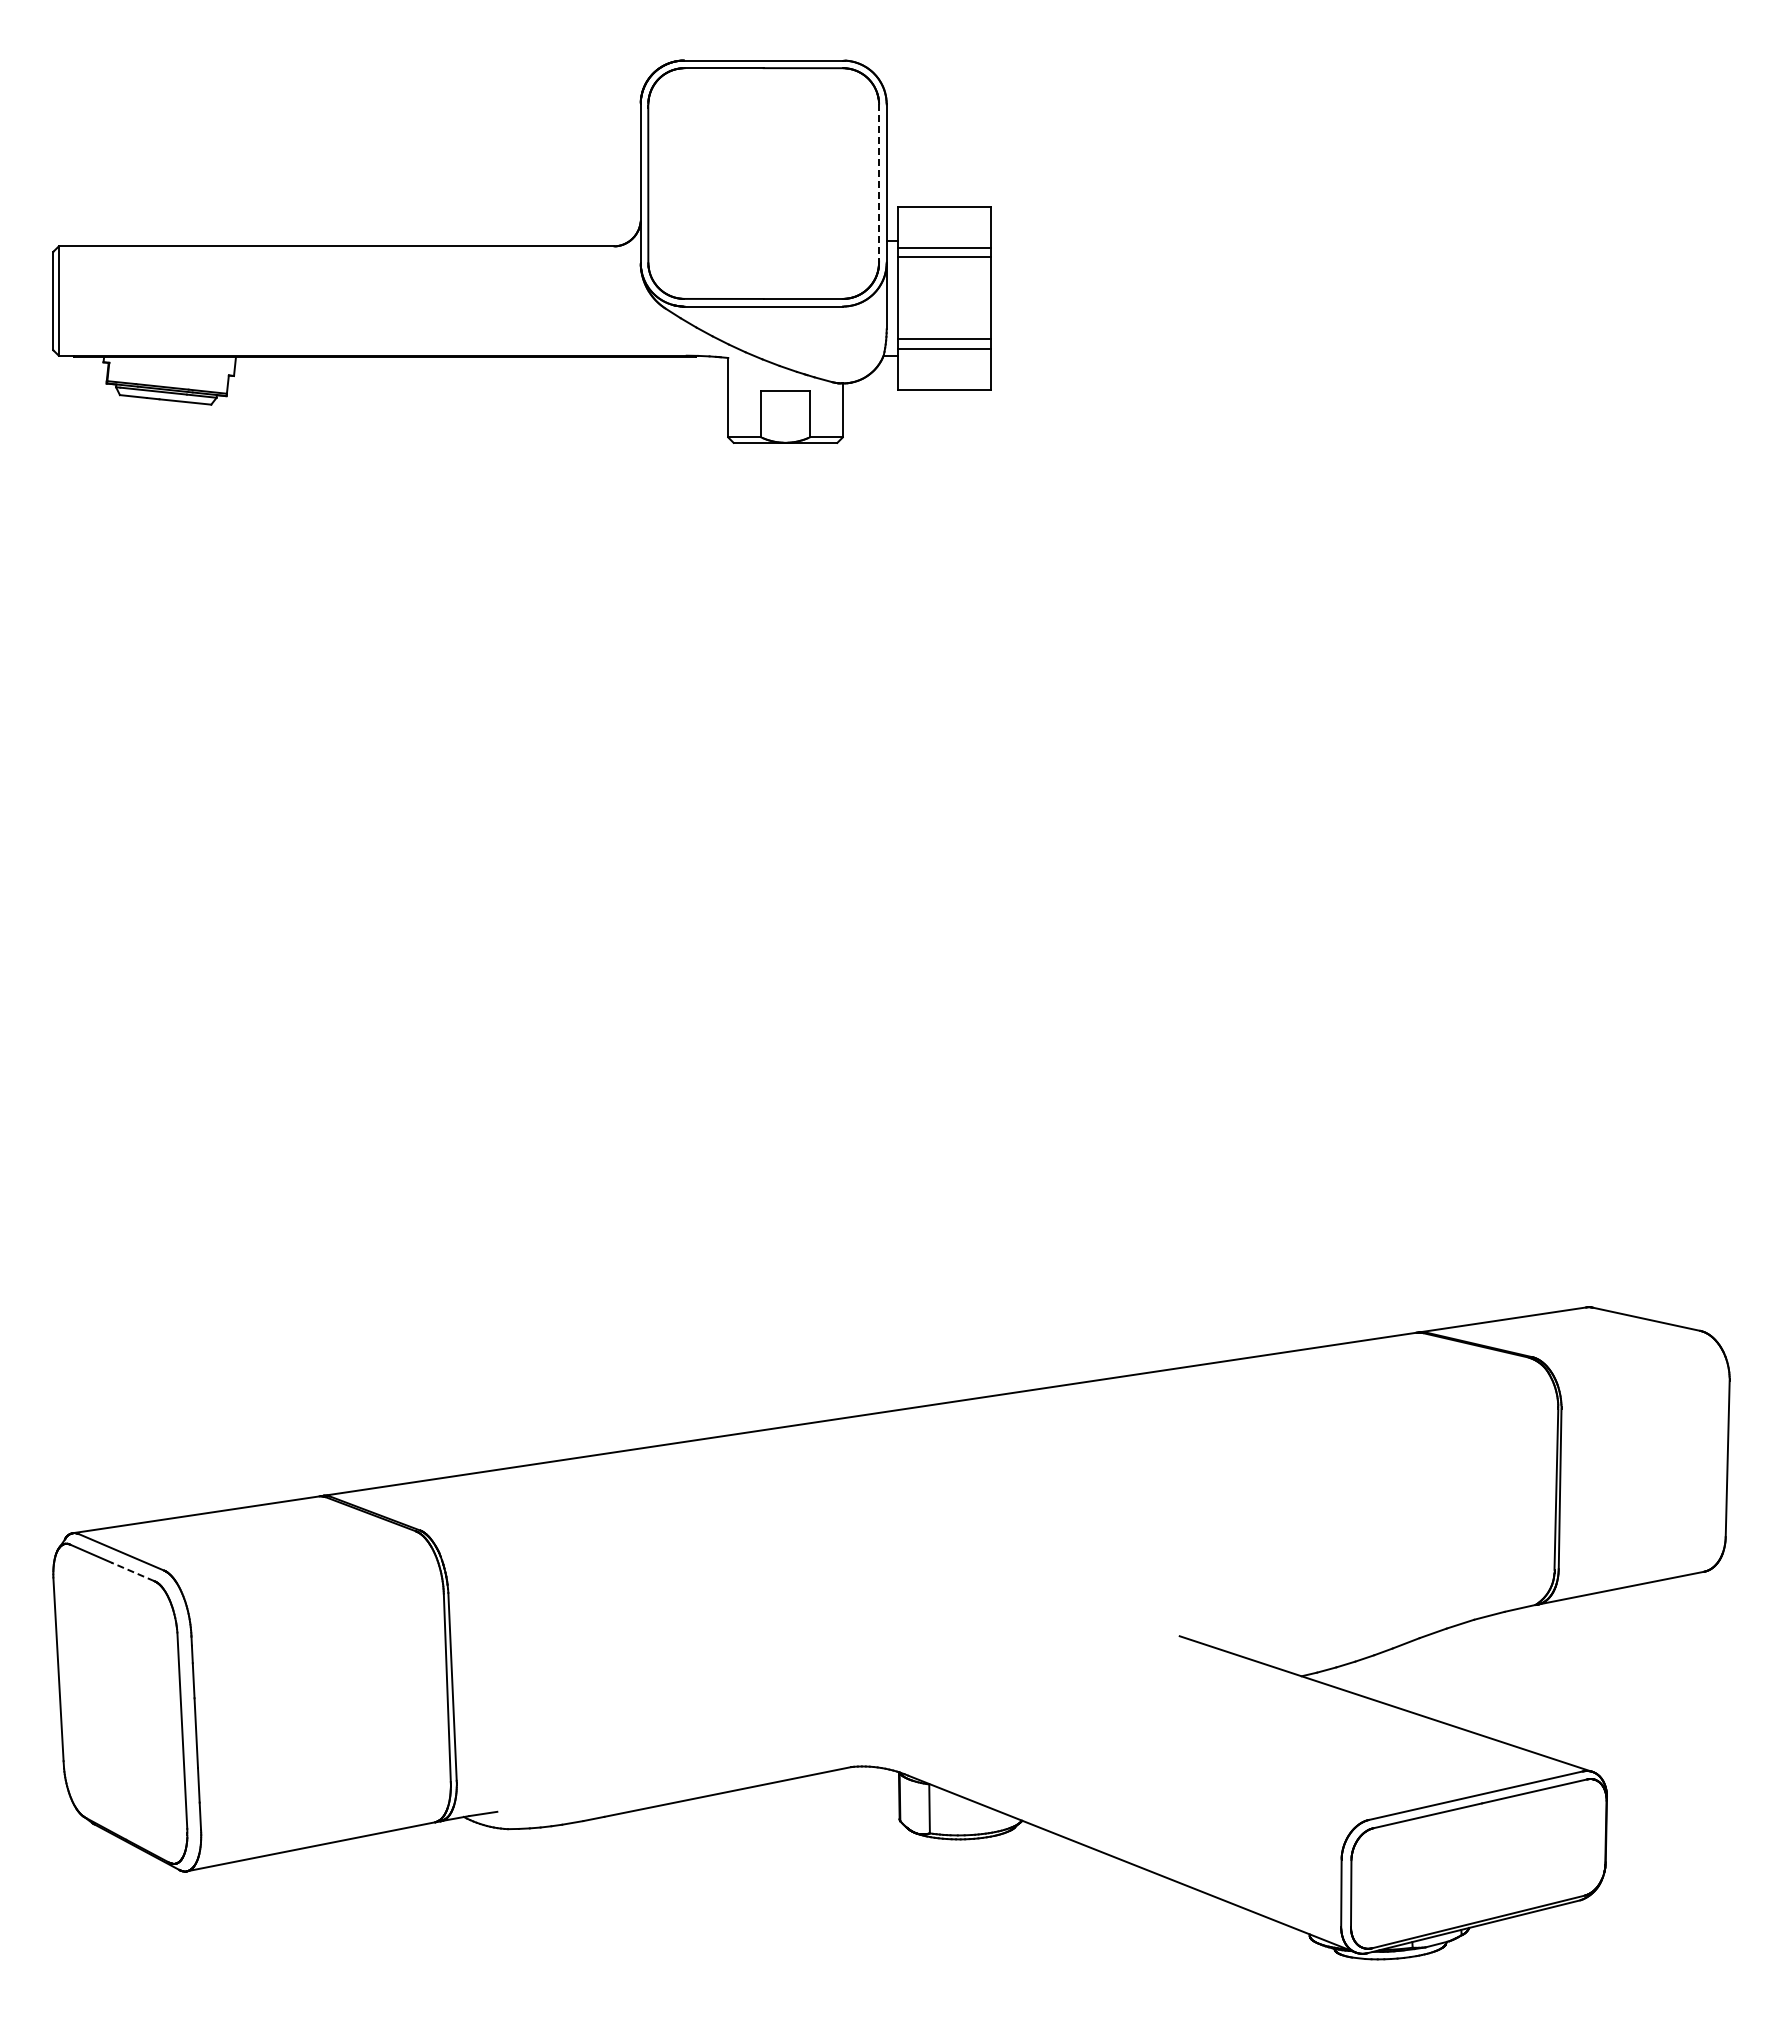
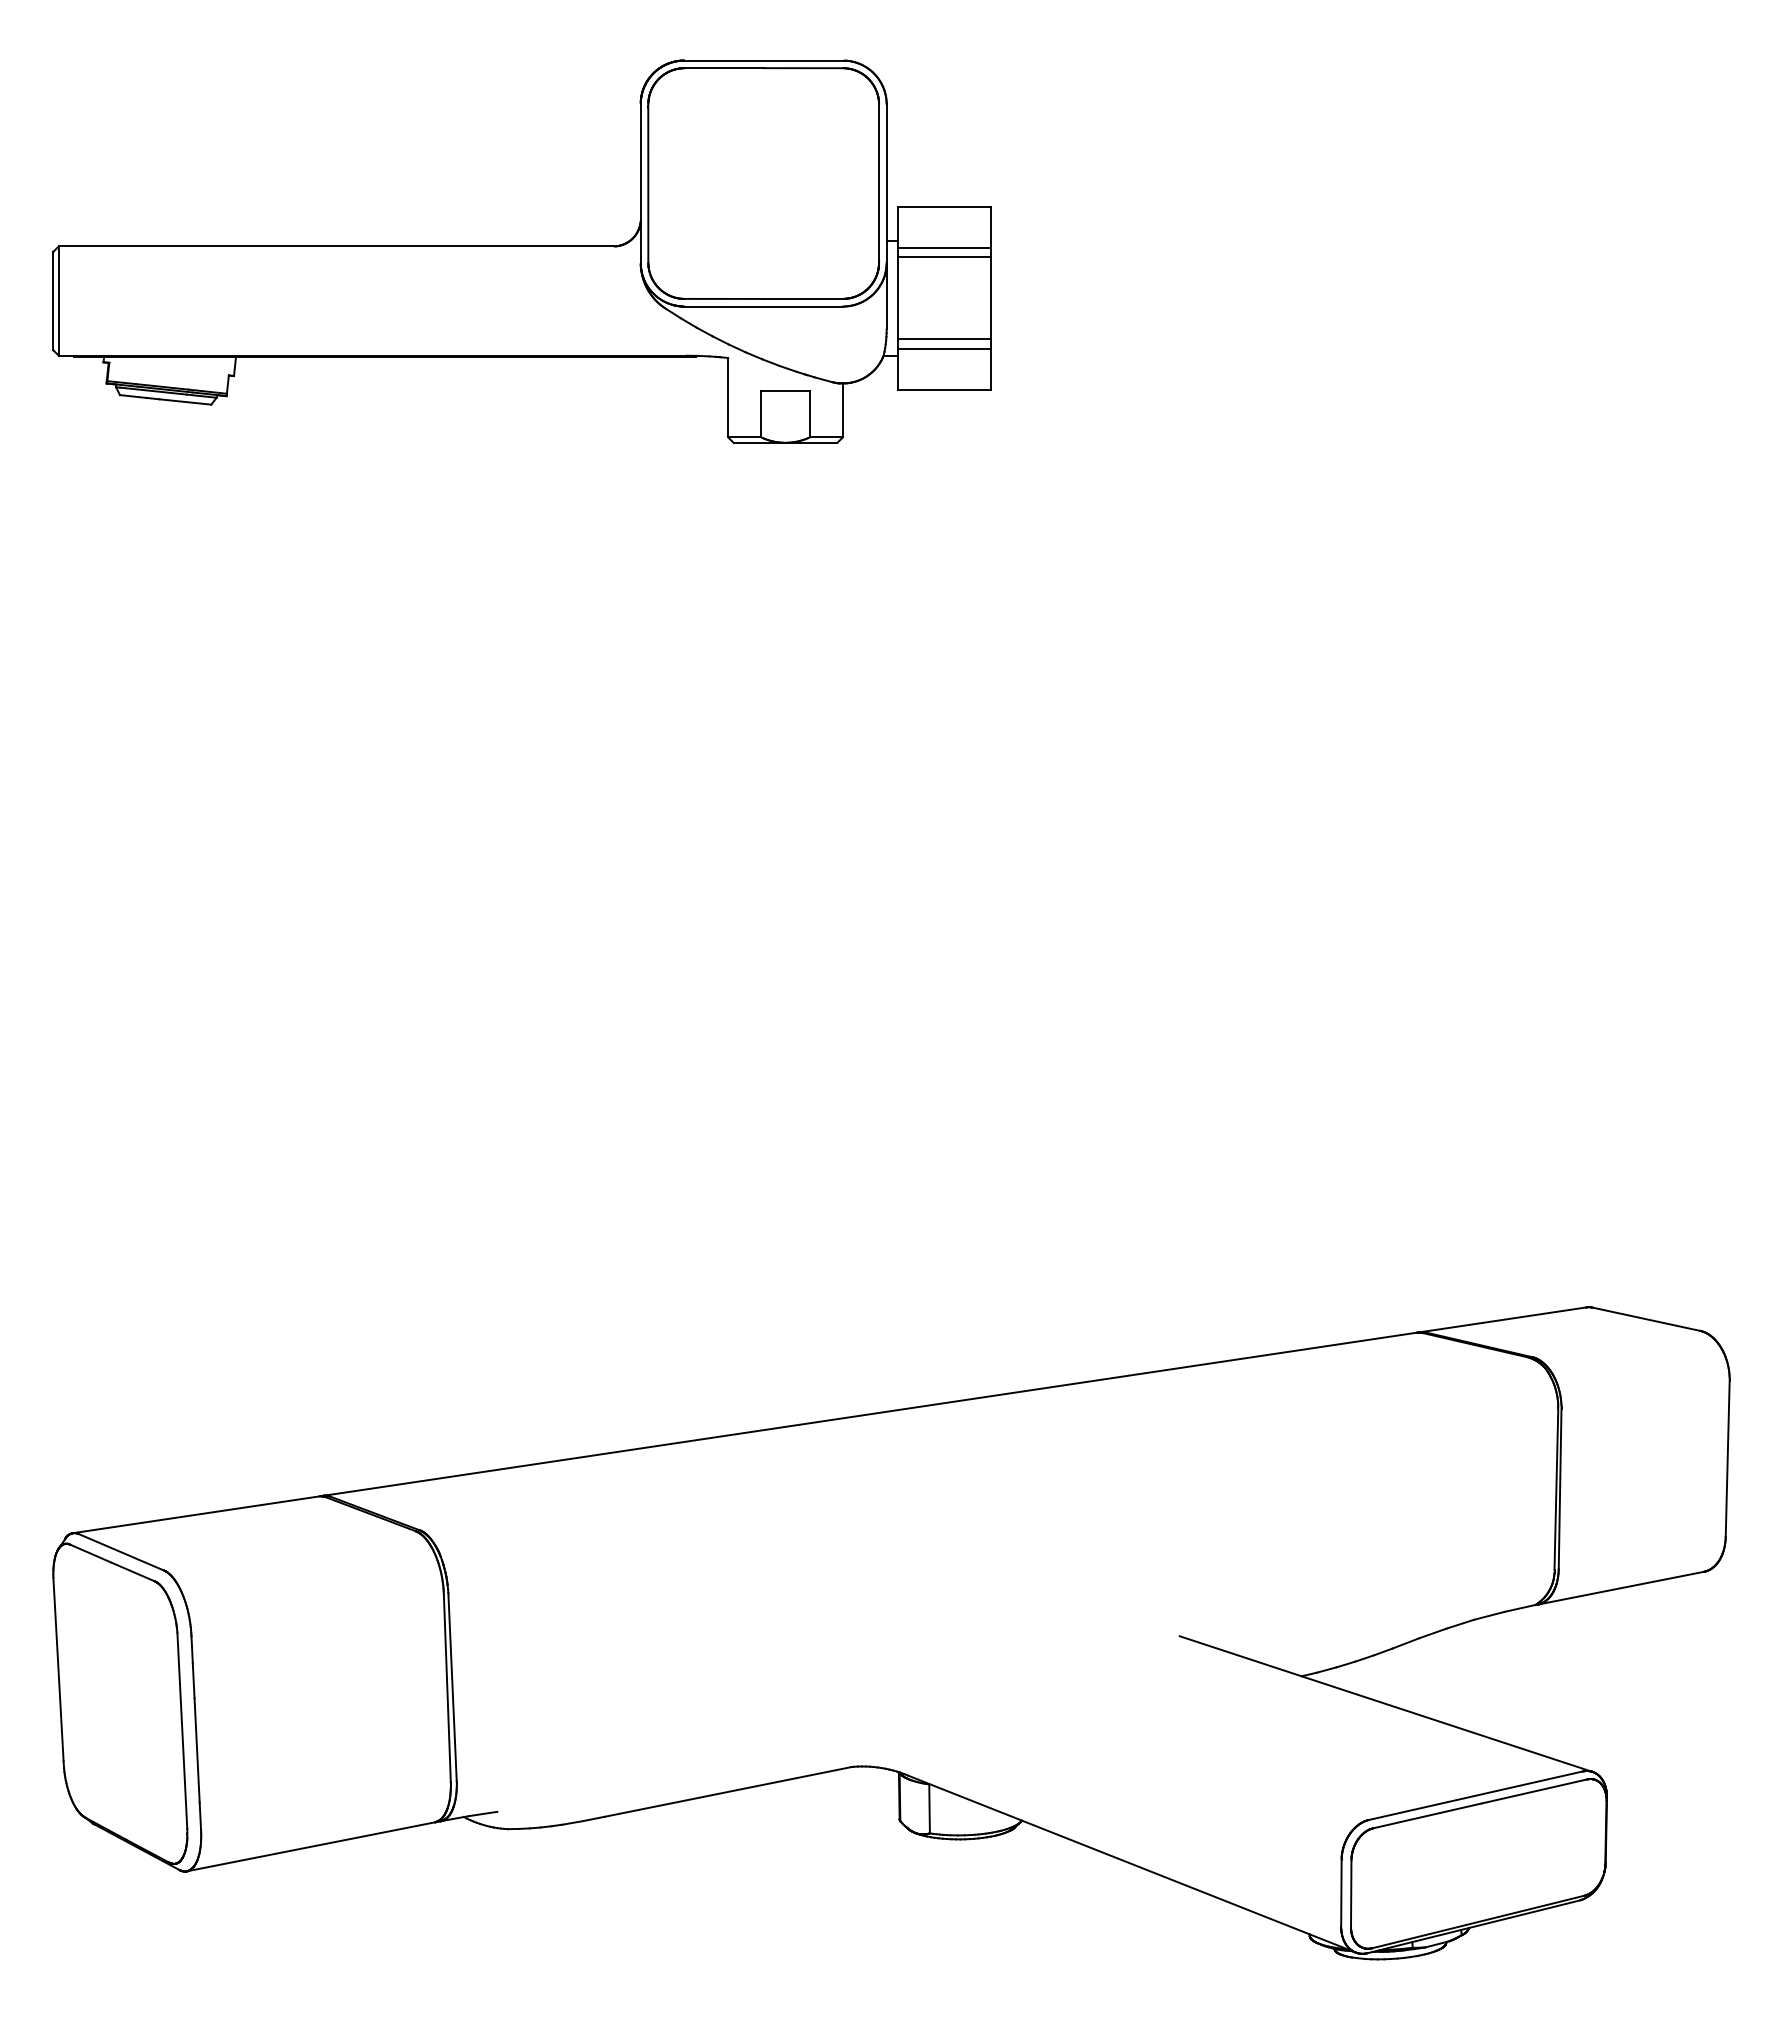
line: dashed -> solid (879, 181)
line: dashed -> solid (132, 1571)
